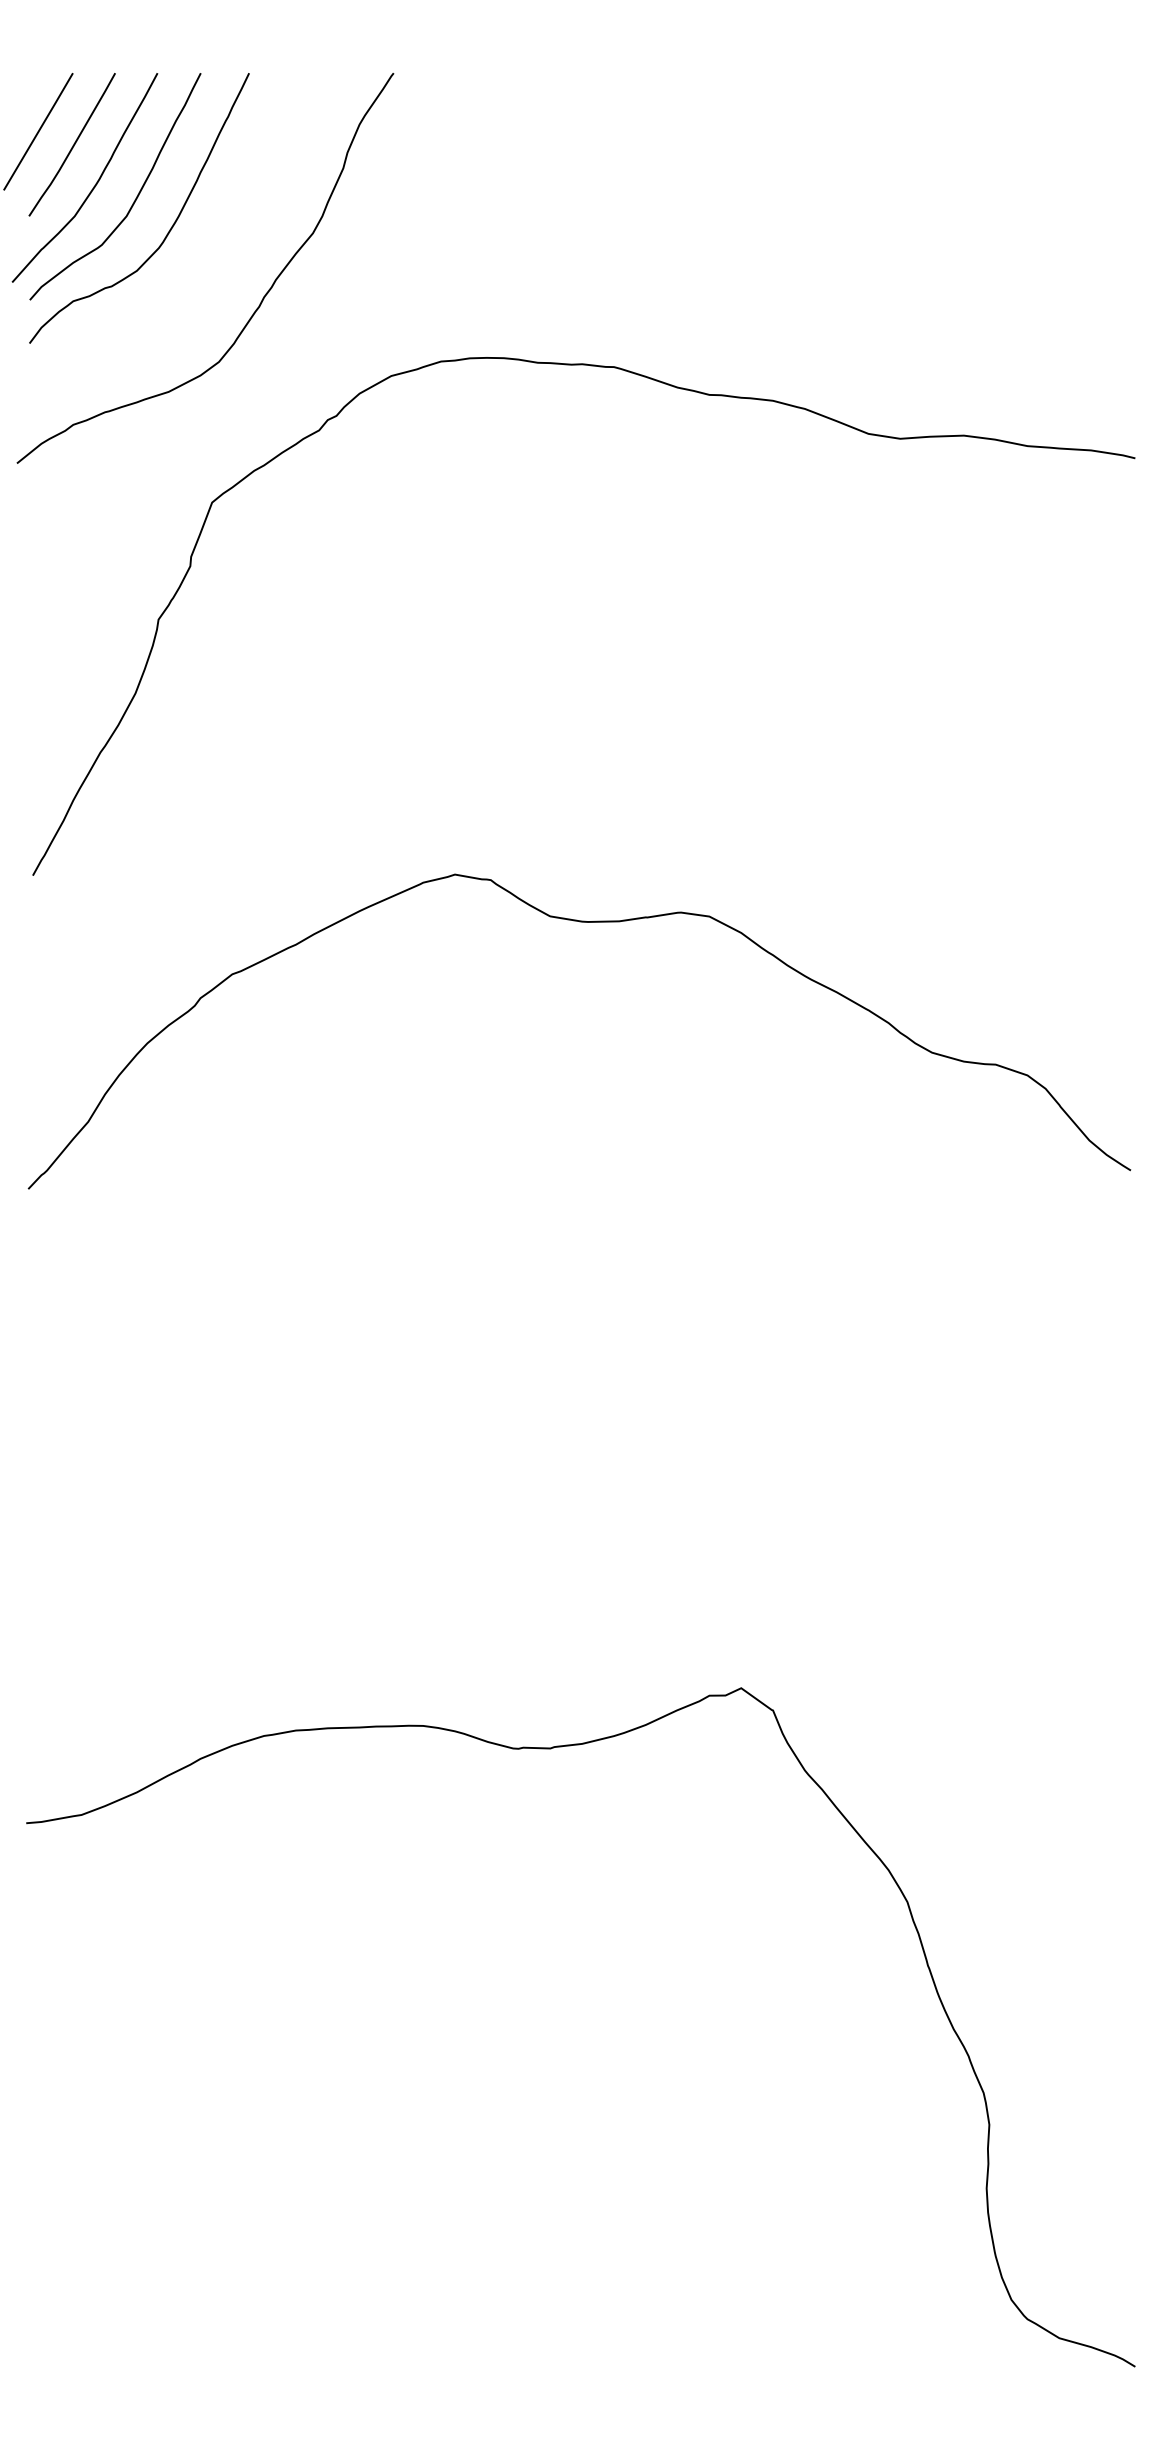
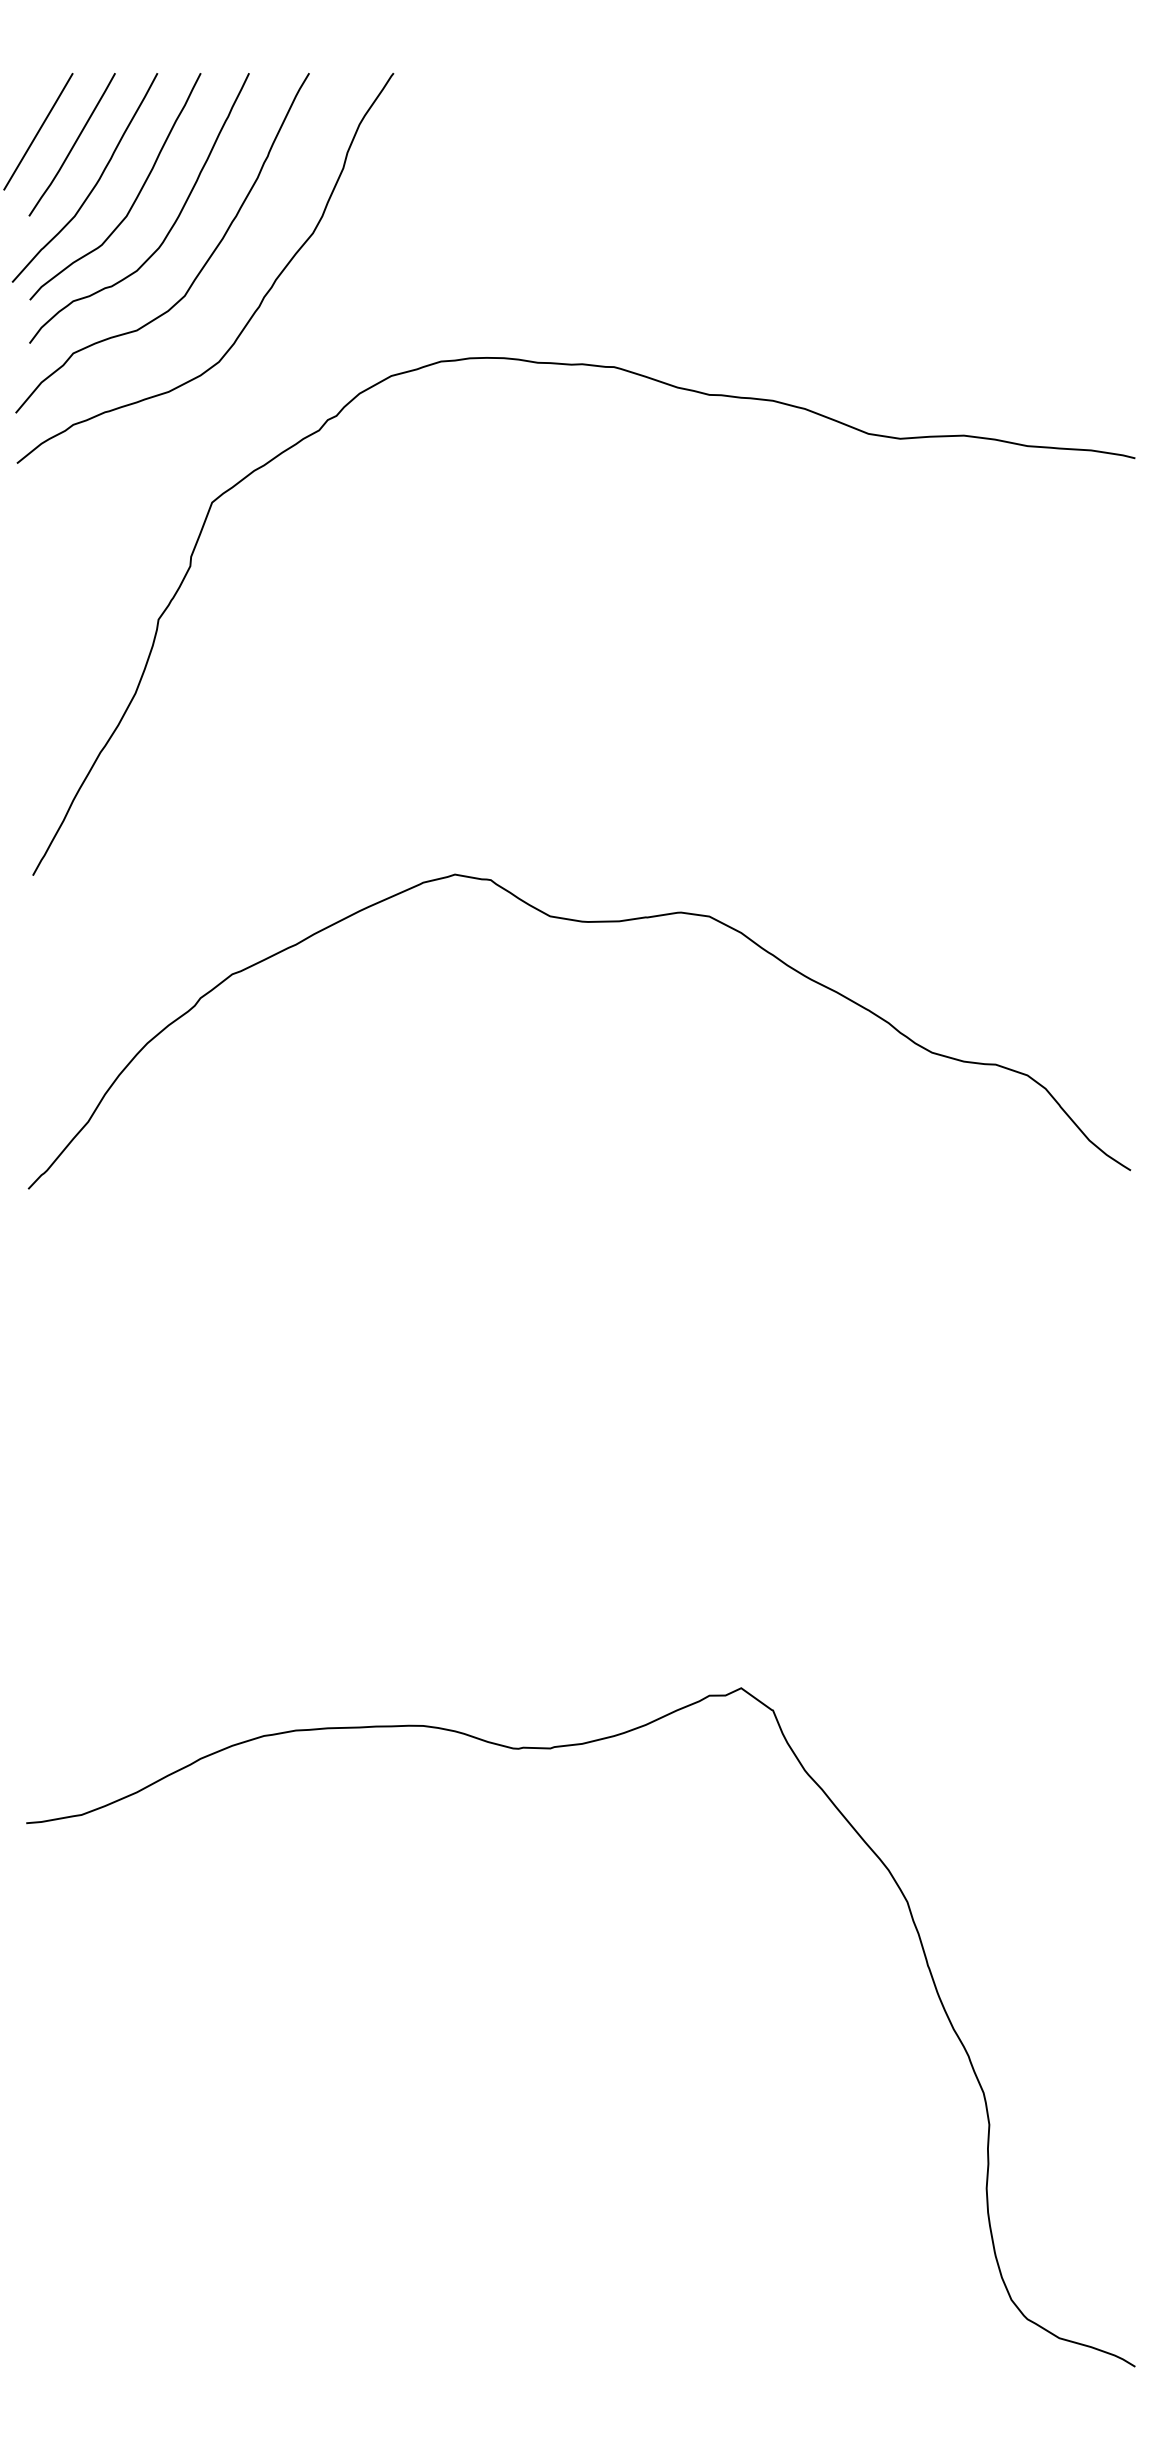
curve: none -> present (200, 269)
